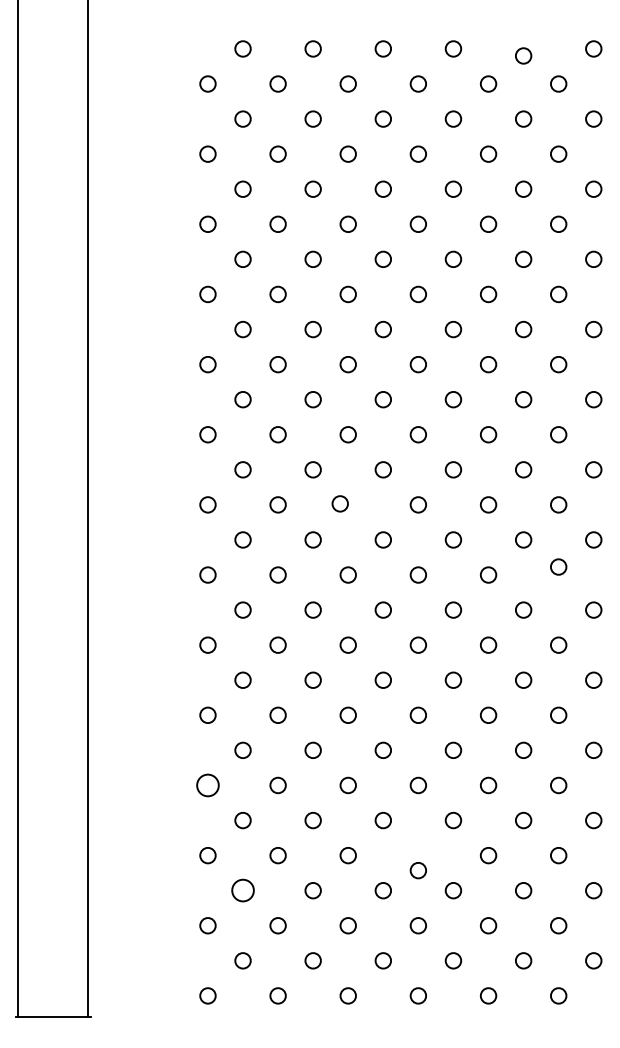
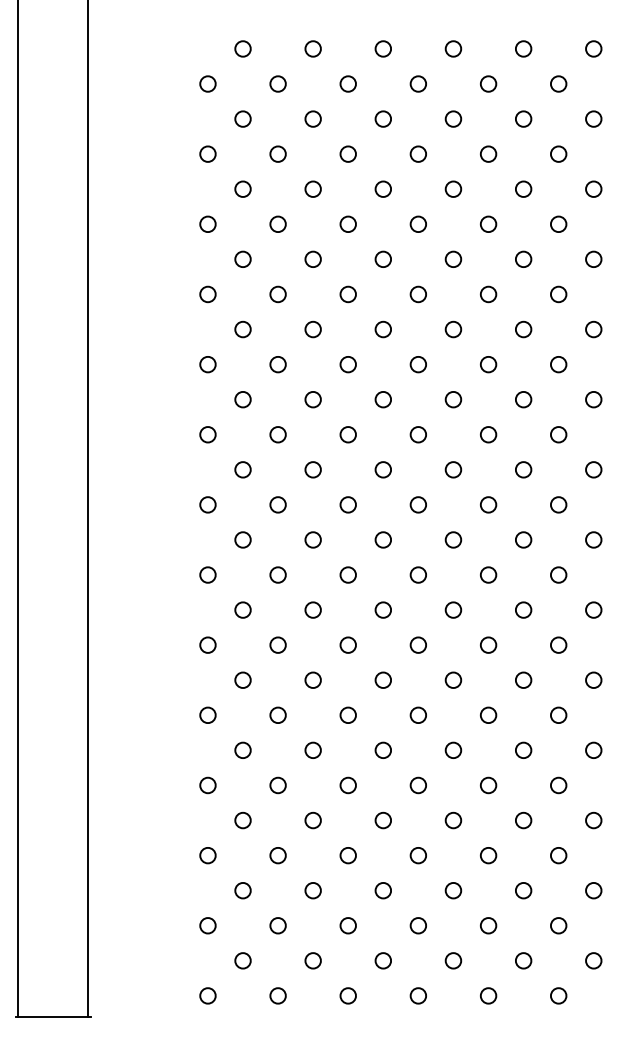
circle position: (523, 55) -> (523, 48) (523, 48)
circle position: (339, 503) -> (347, 504) (347, 504)
circle position: (558, 566) -> (558, 574) (558, 574)
circle size: 24x25 px -> 18x19 px (207, 785)
circle position: (417, 870) -> (417, 855) (417, 855)
circle size: 24x25 px -> 18x18 px (242, 890)
